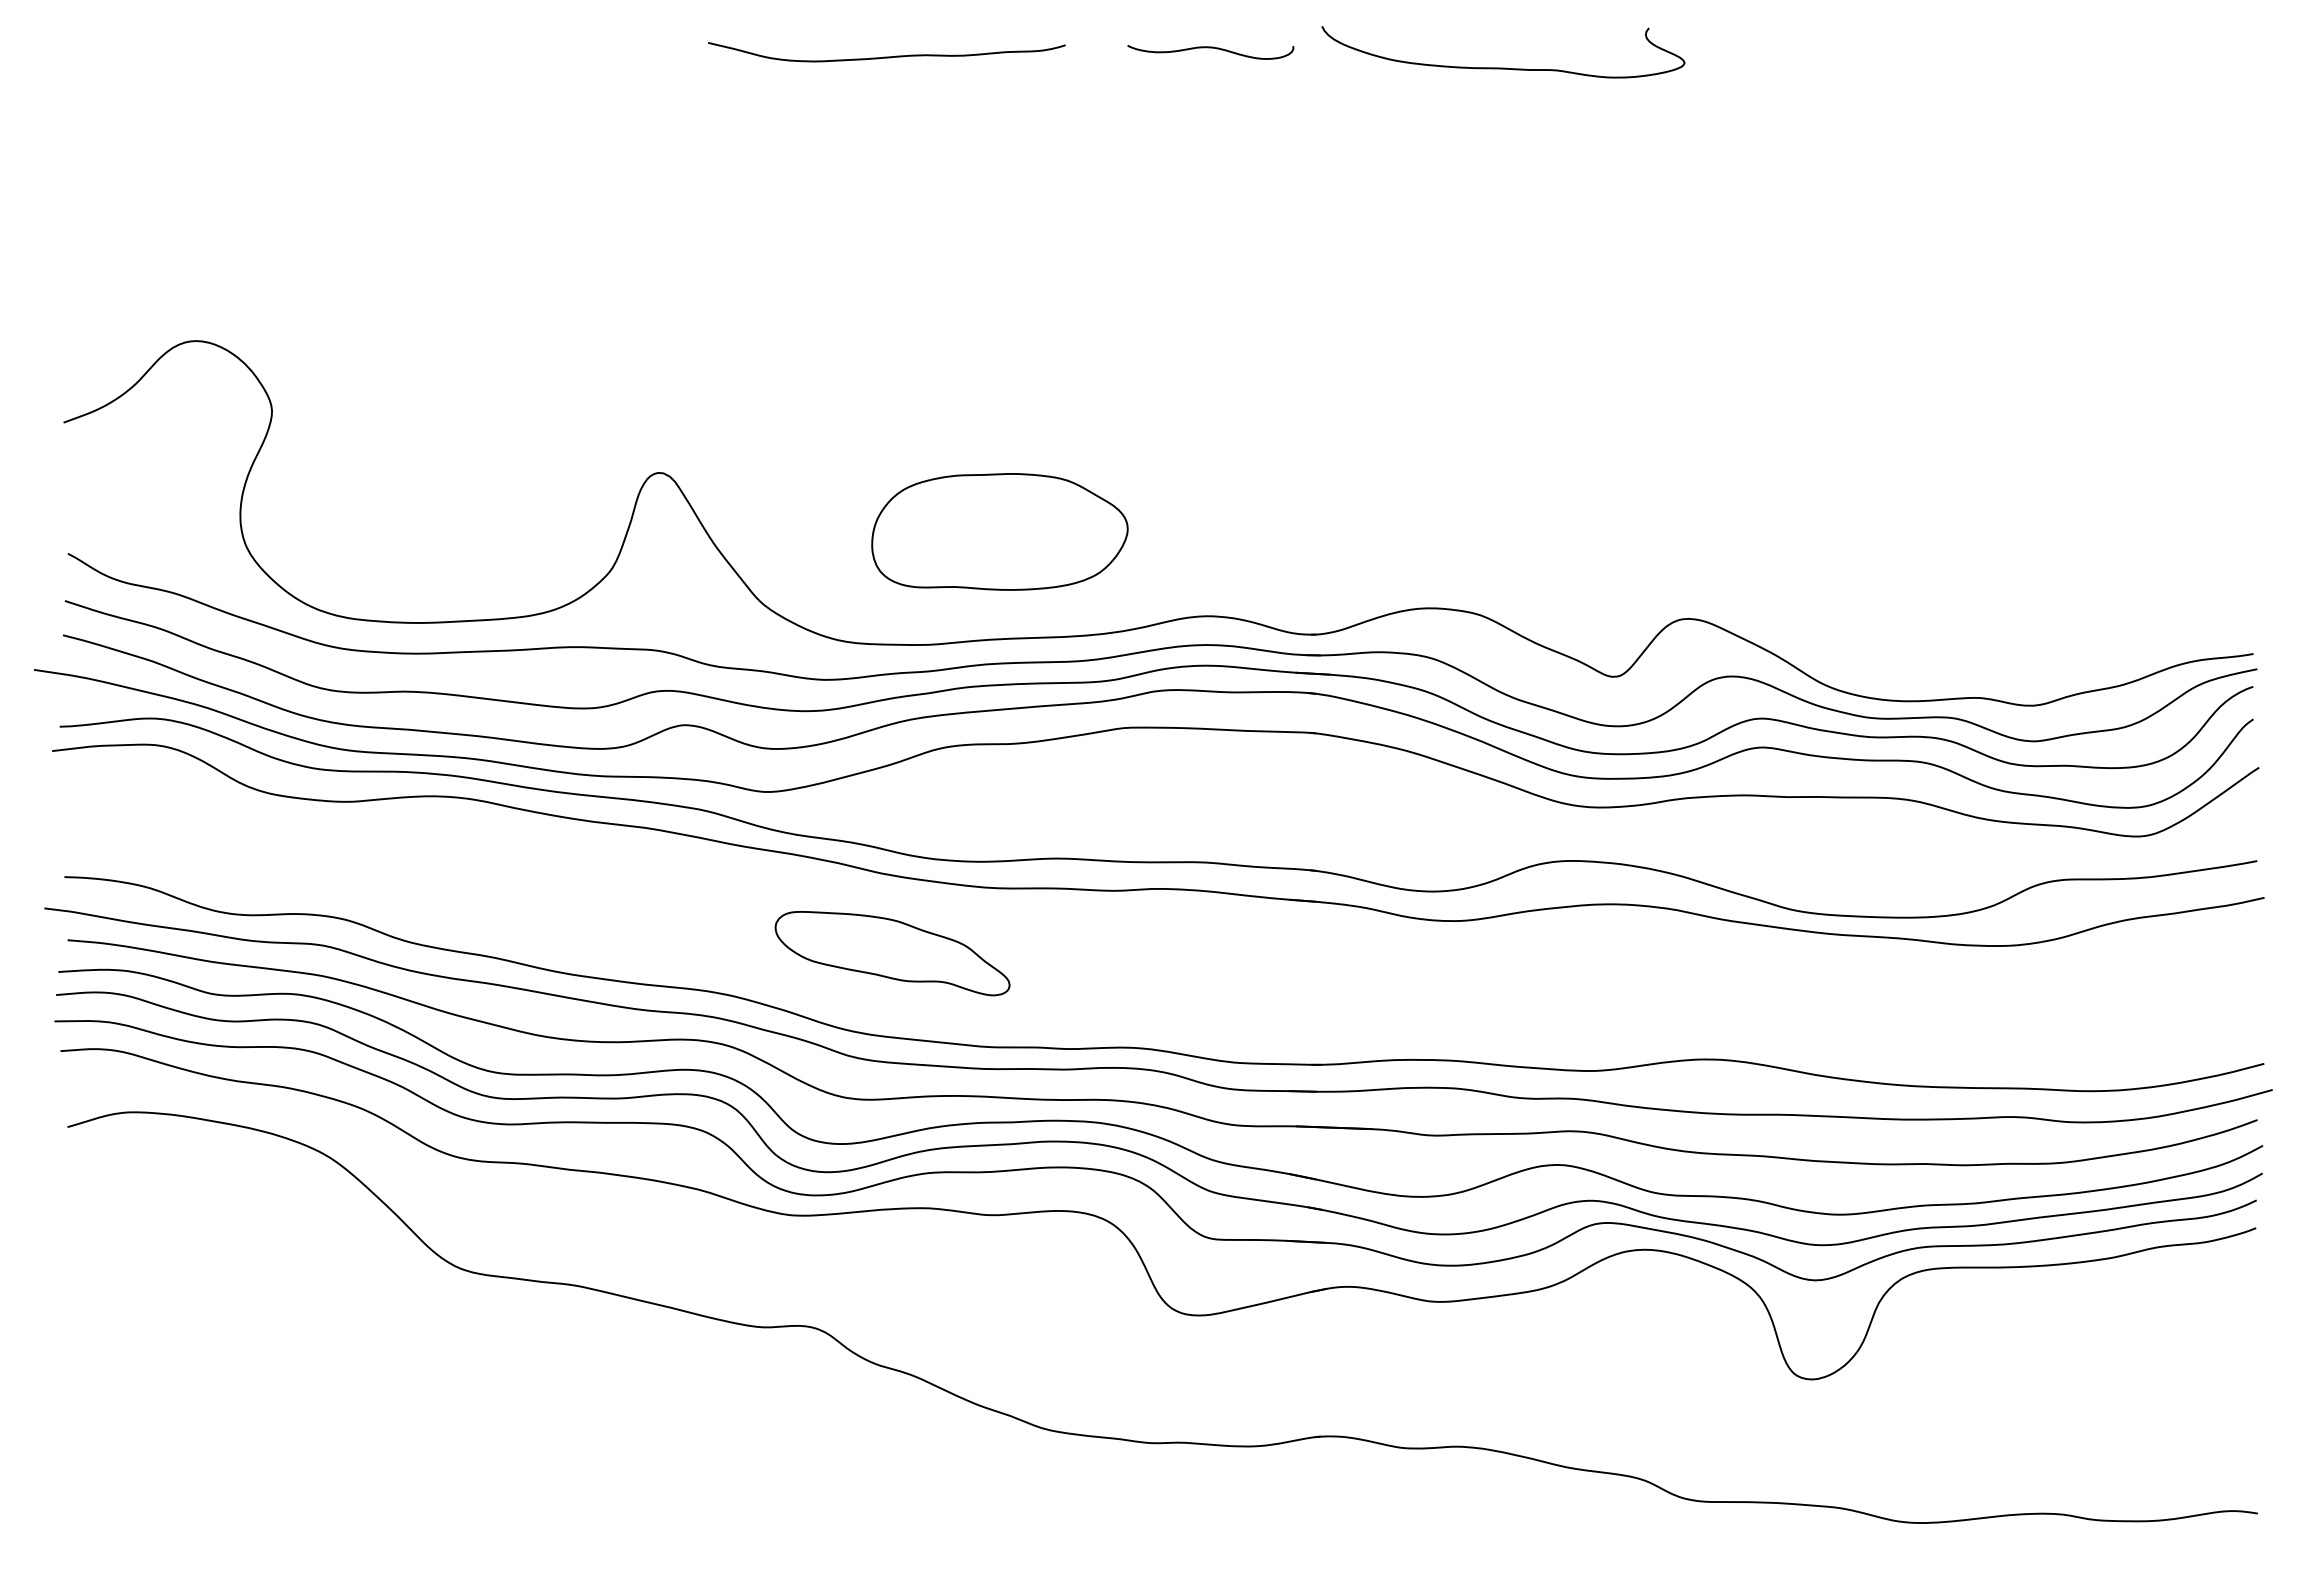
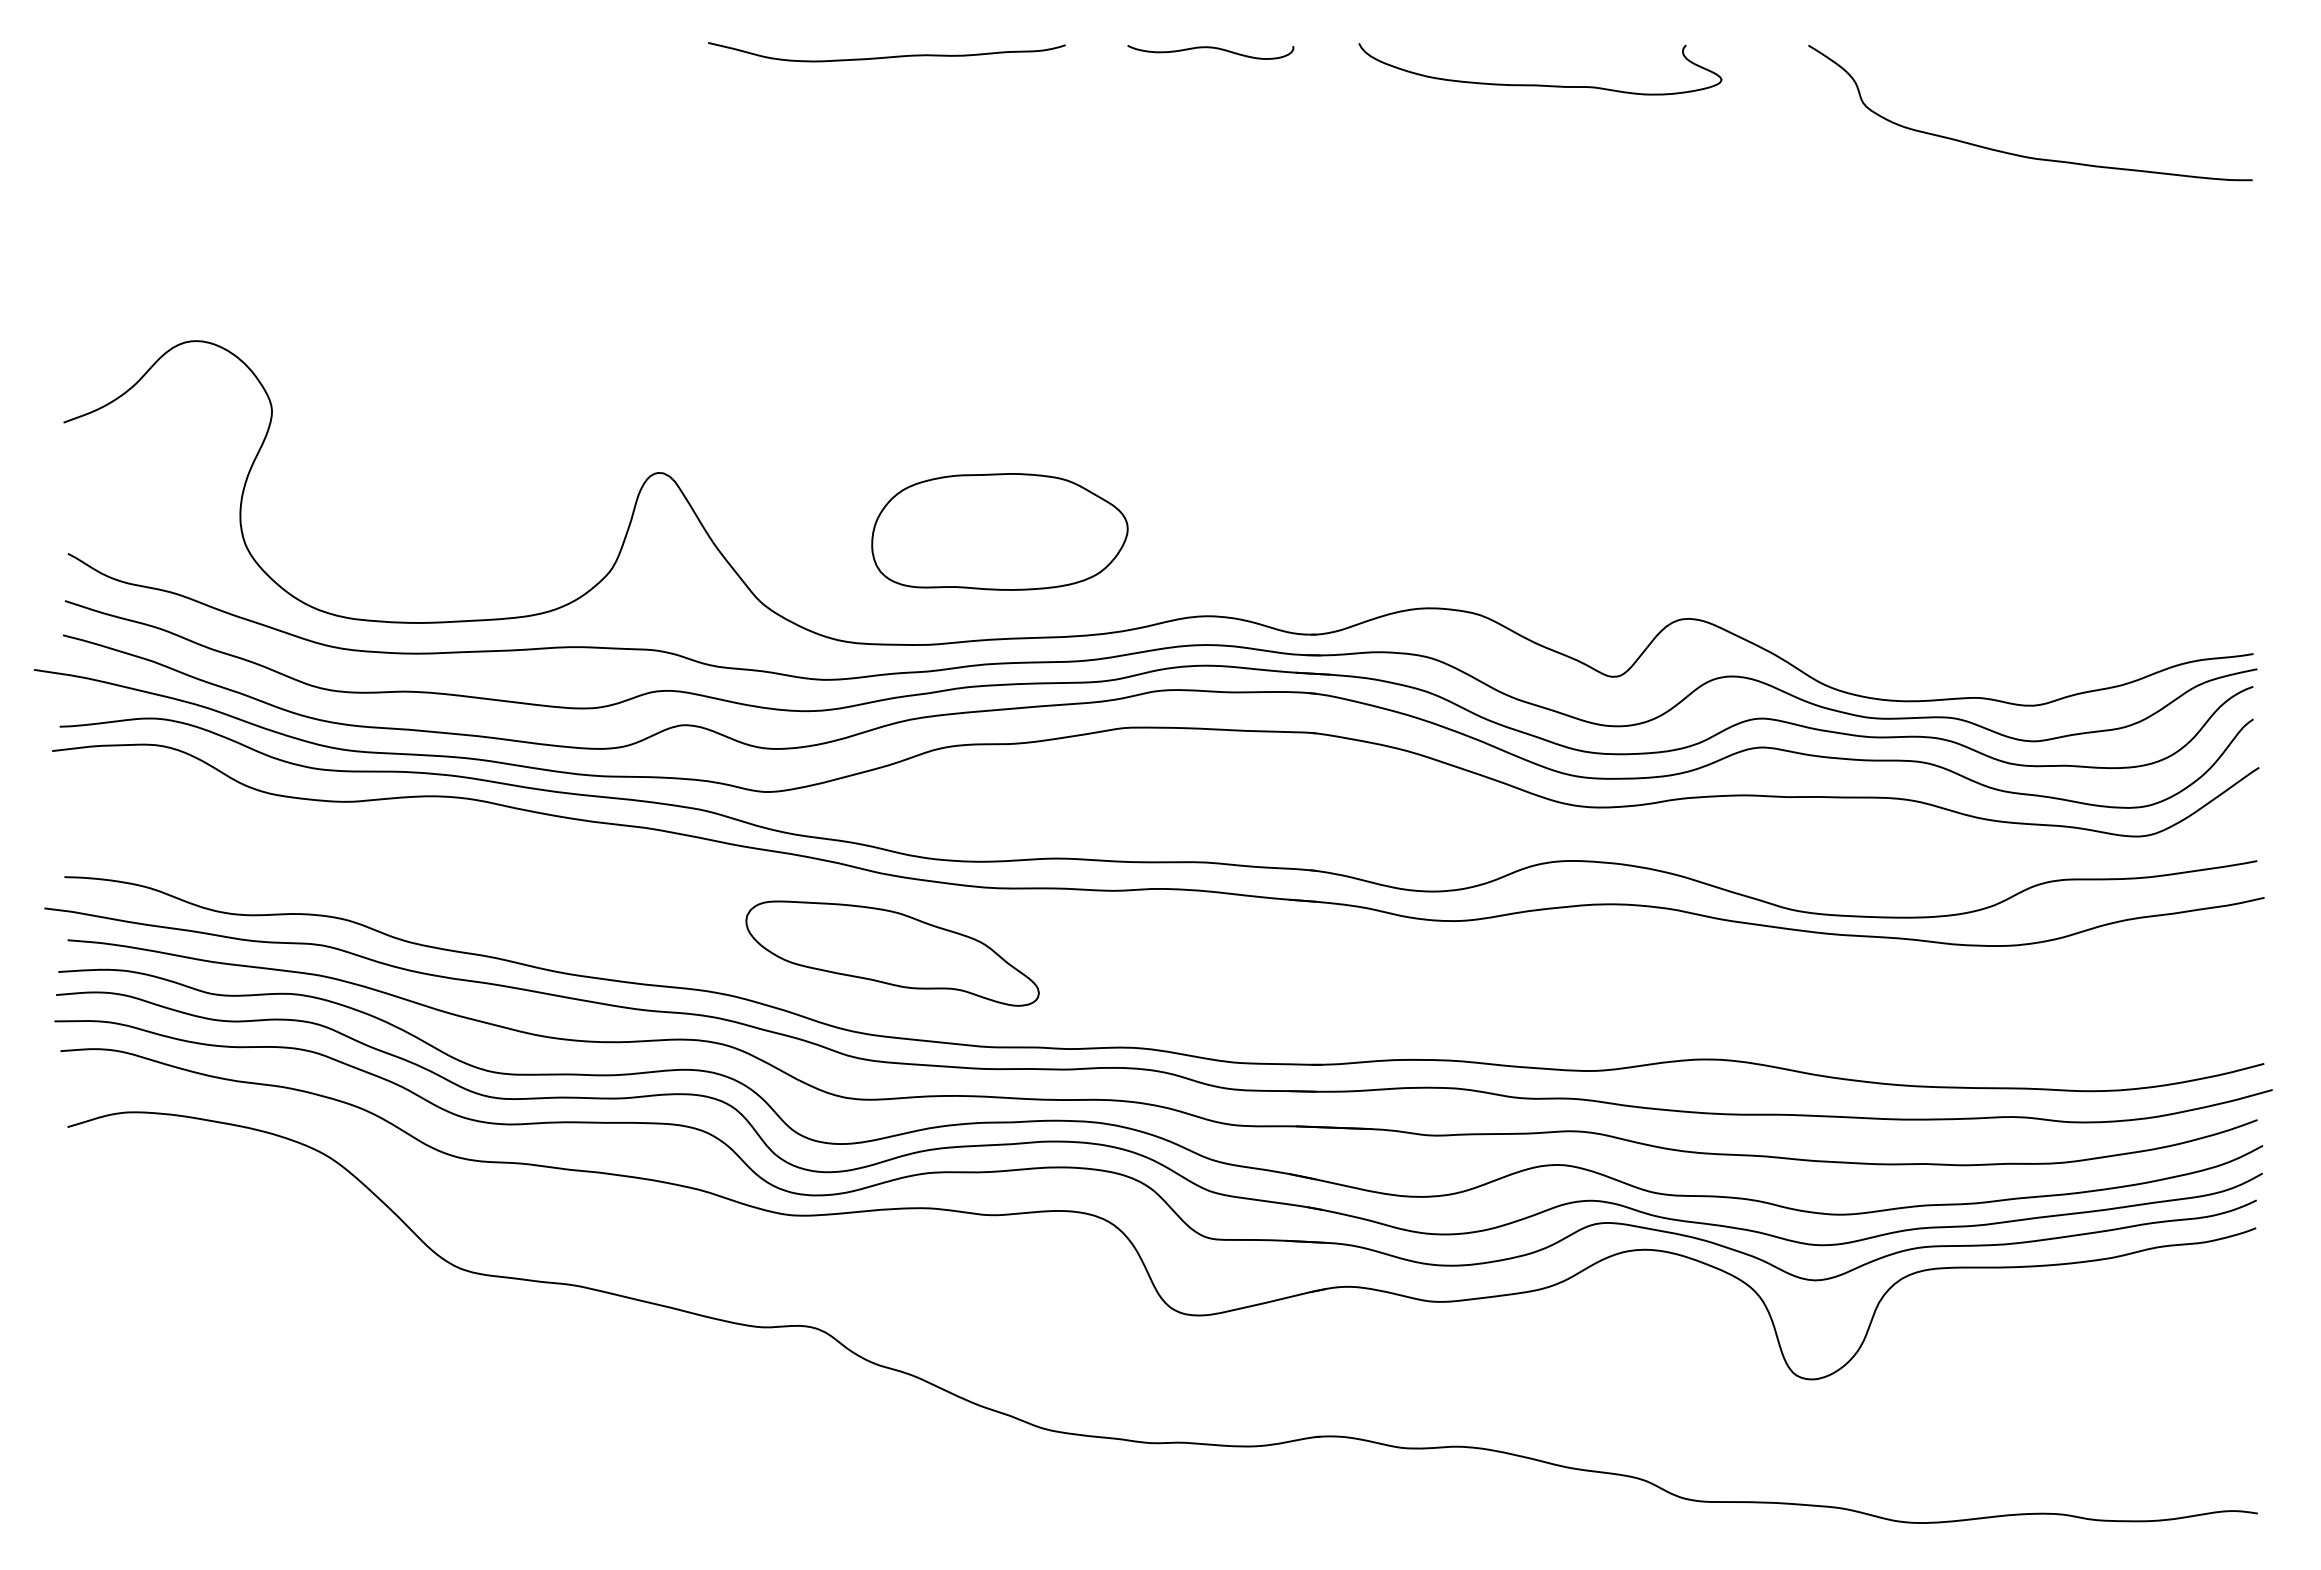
curve position: (1503, 67) -> (1540, 84) (1540, 84)
curve: none -> present (2024, 155)
part size: 237x86 px -> 295x107 px (892, 953)
